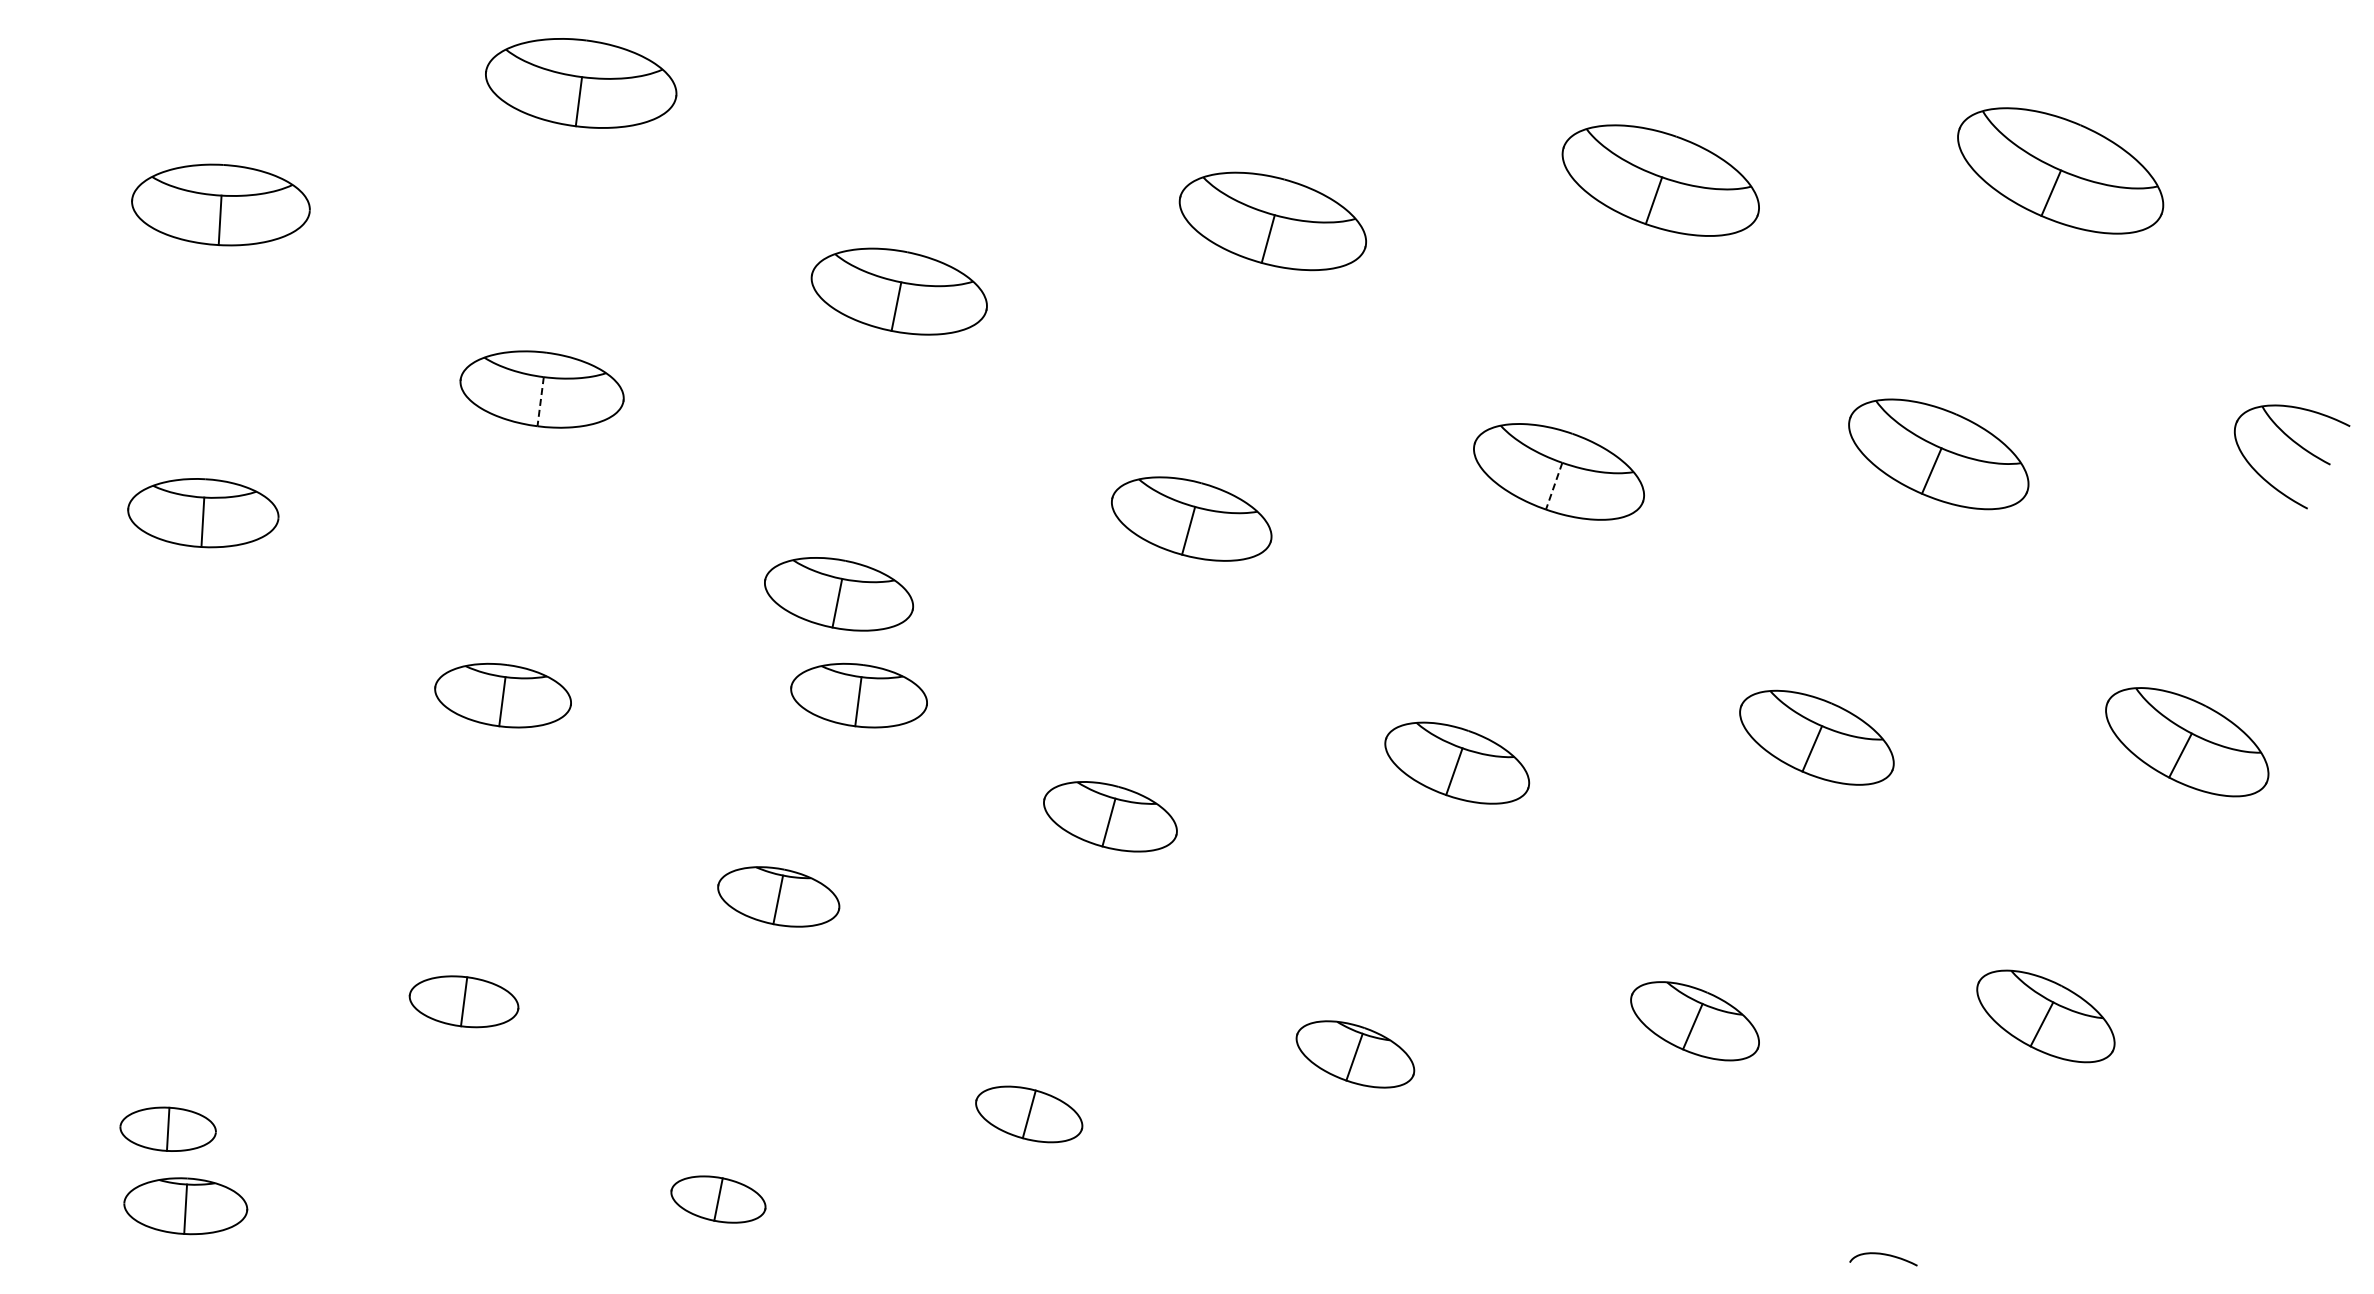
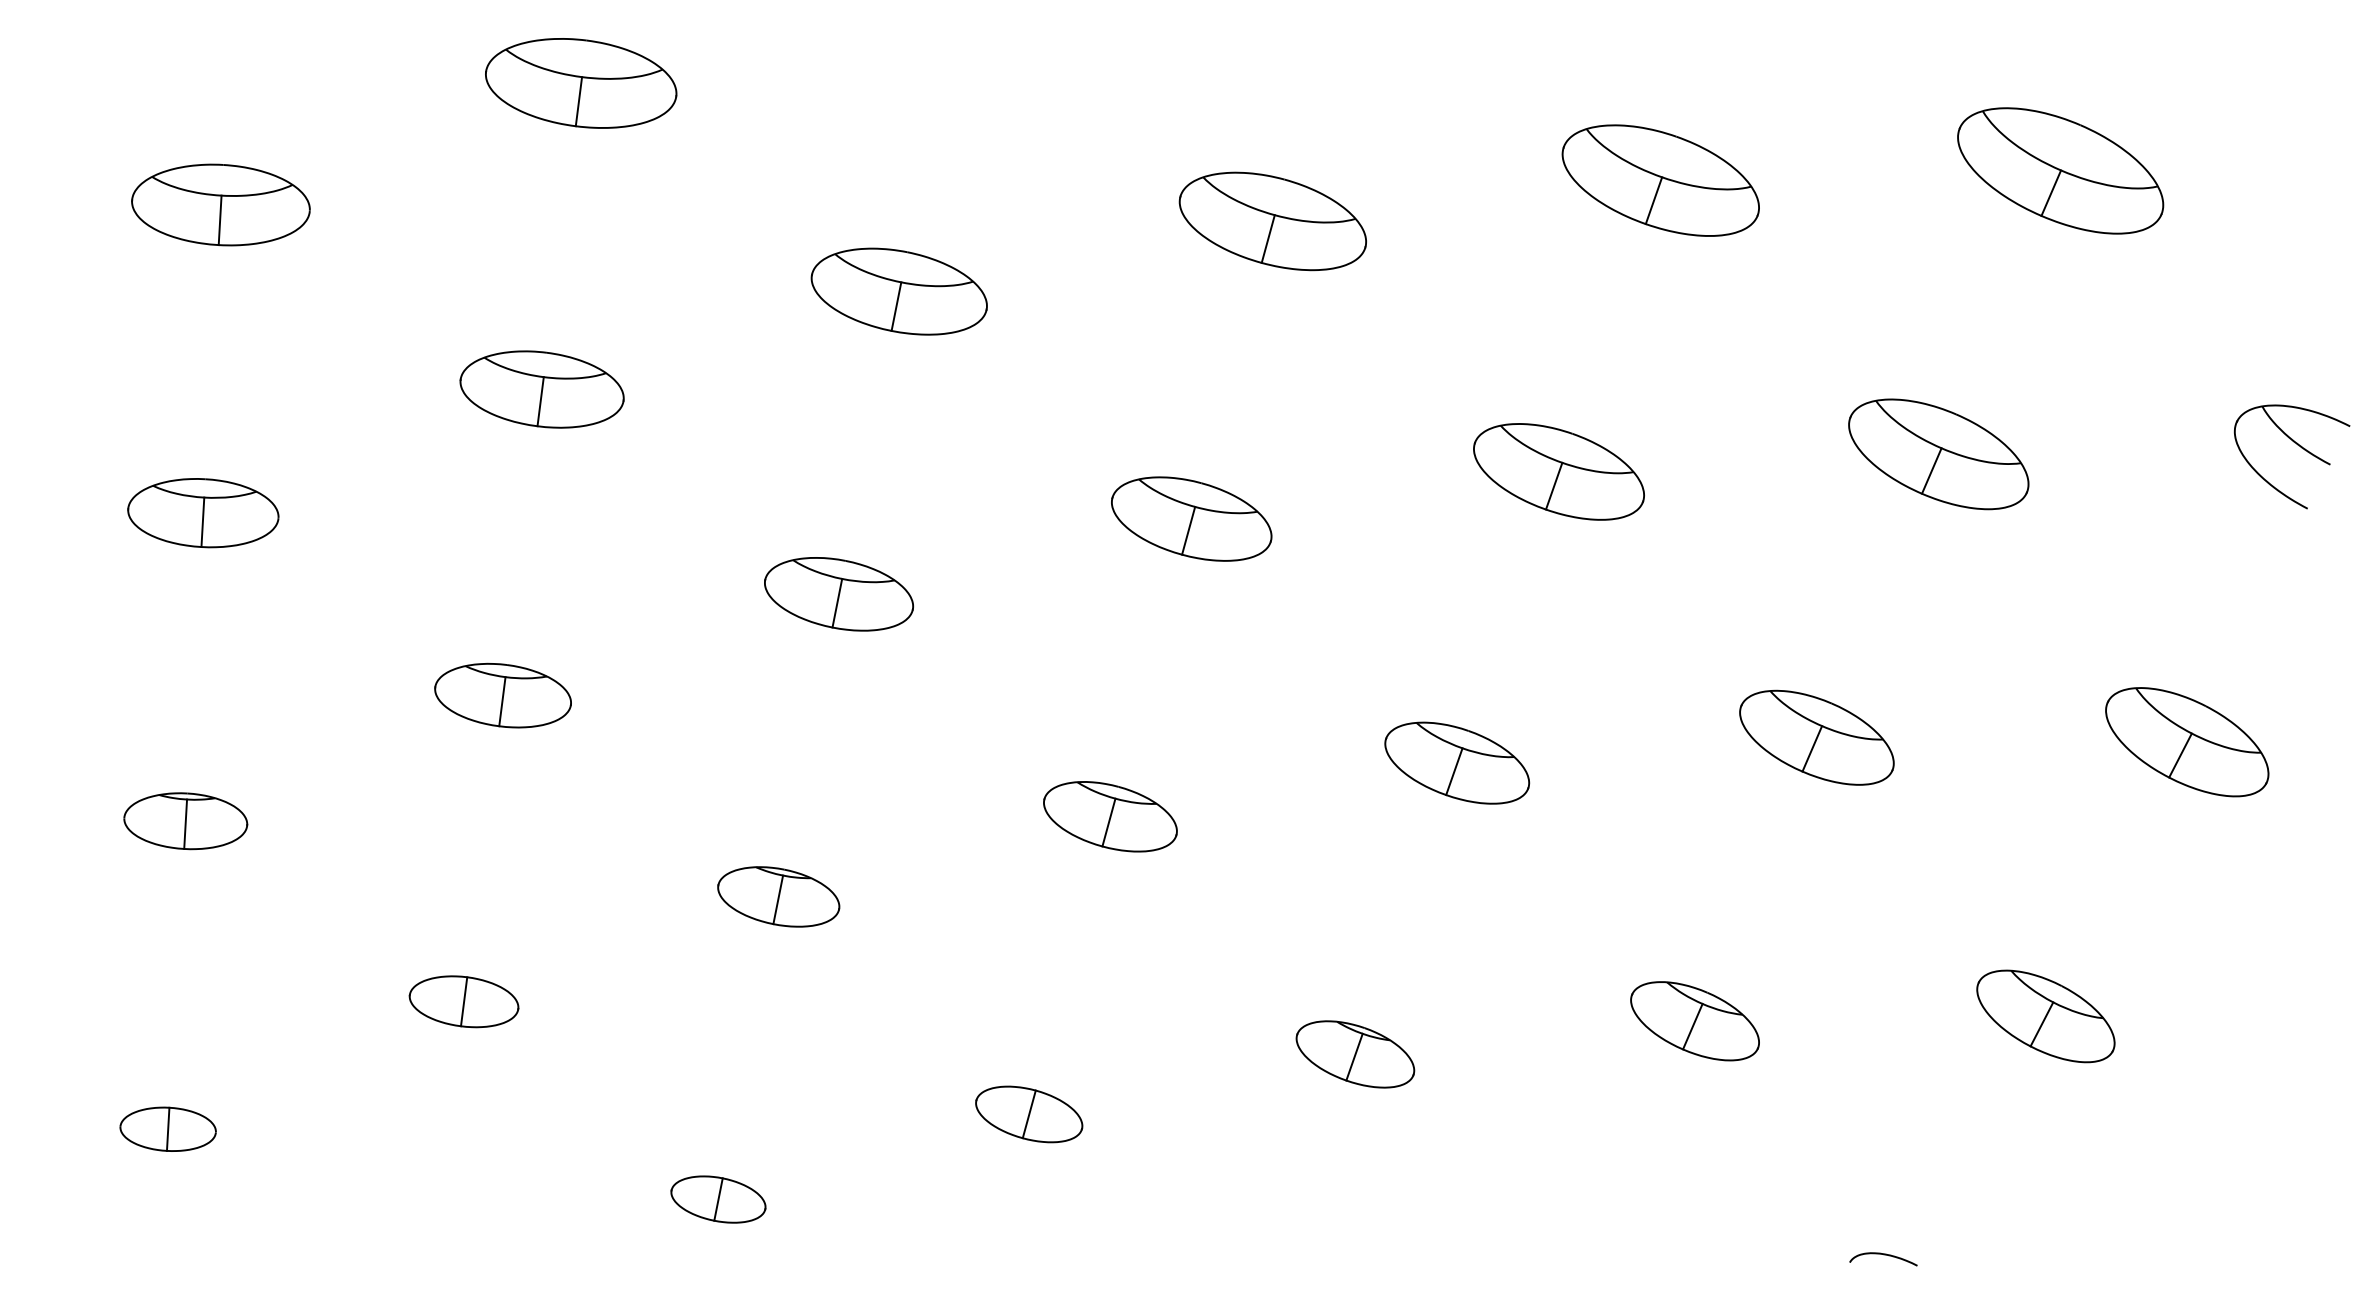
line: dashed -> solid (540, 401)
line: dashed -> solid (1554, 486)
part: present -> none (858, 695)
part position: (185, 1206) -> (185, 821) (185, 821)
